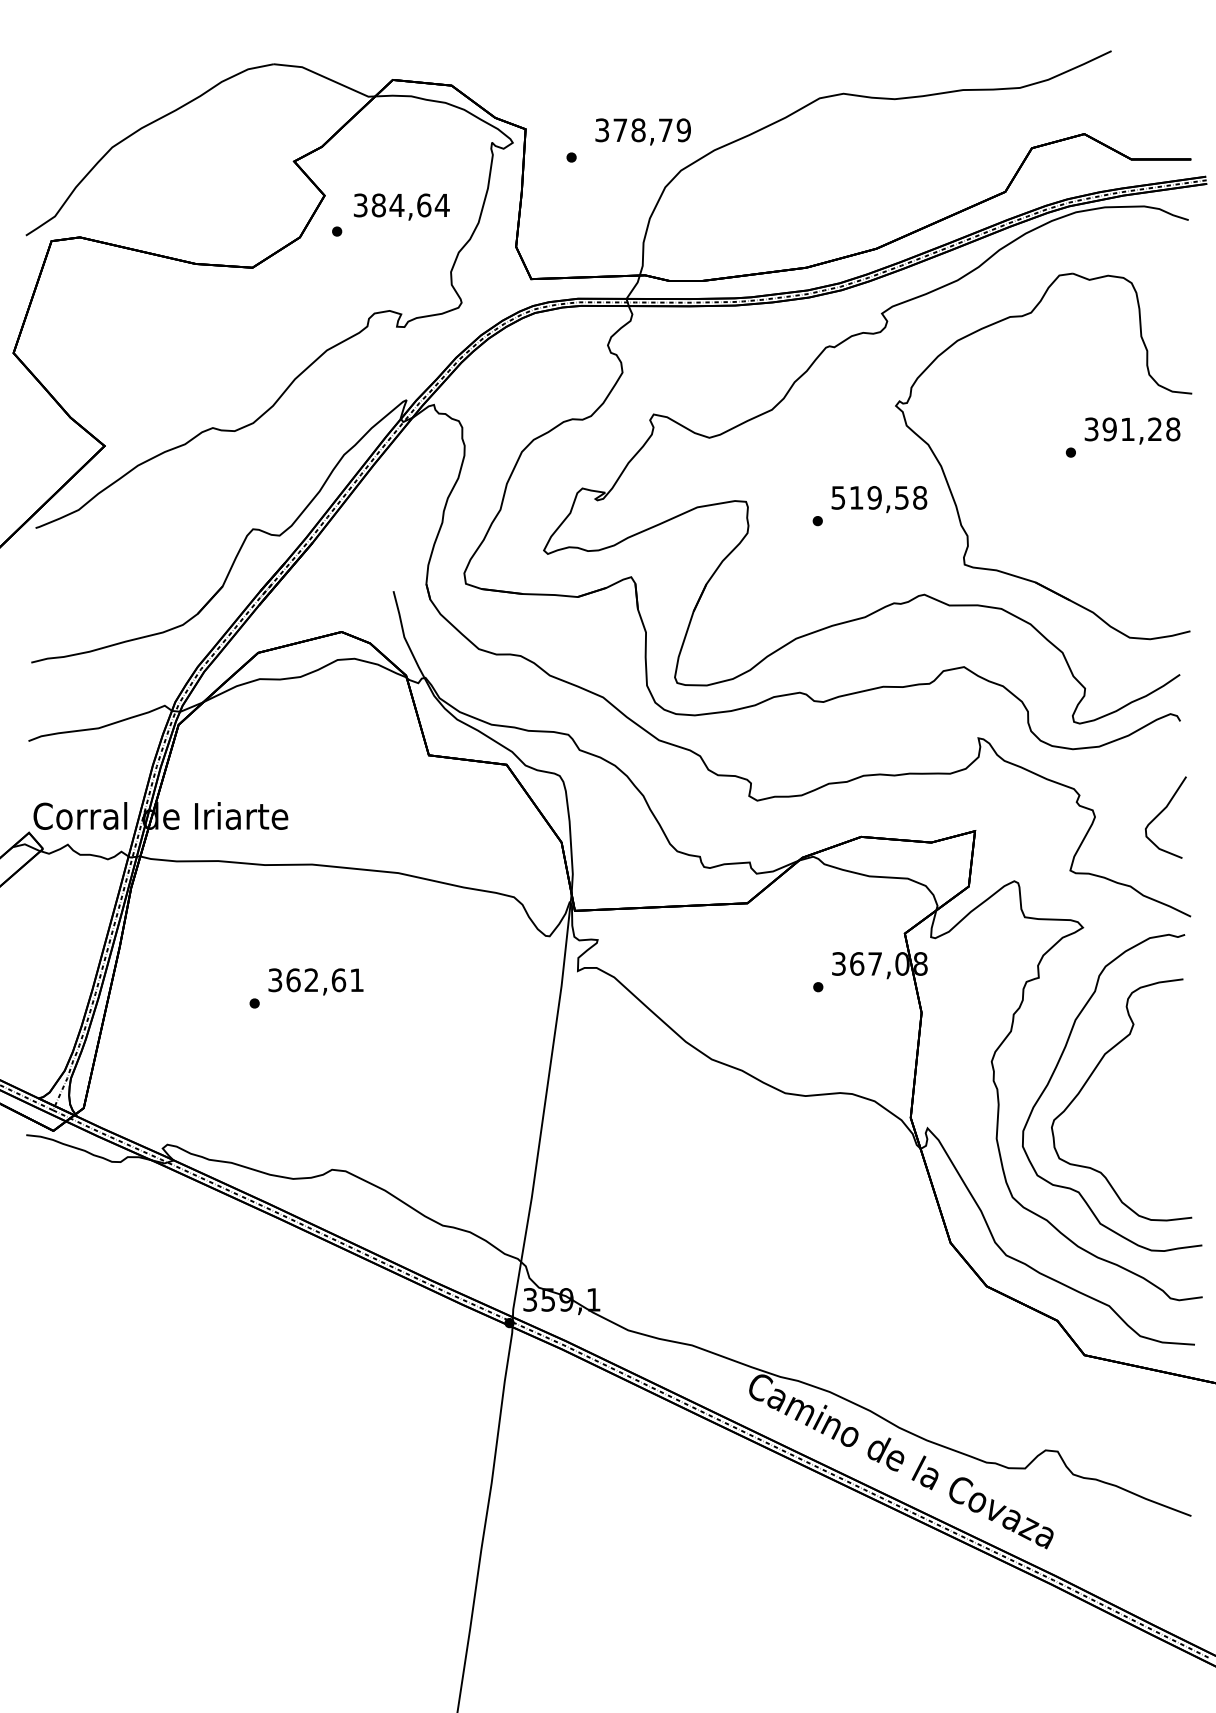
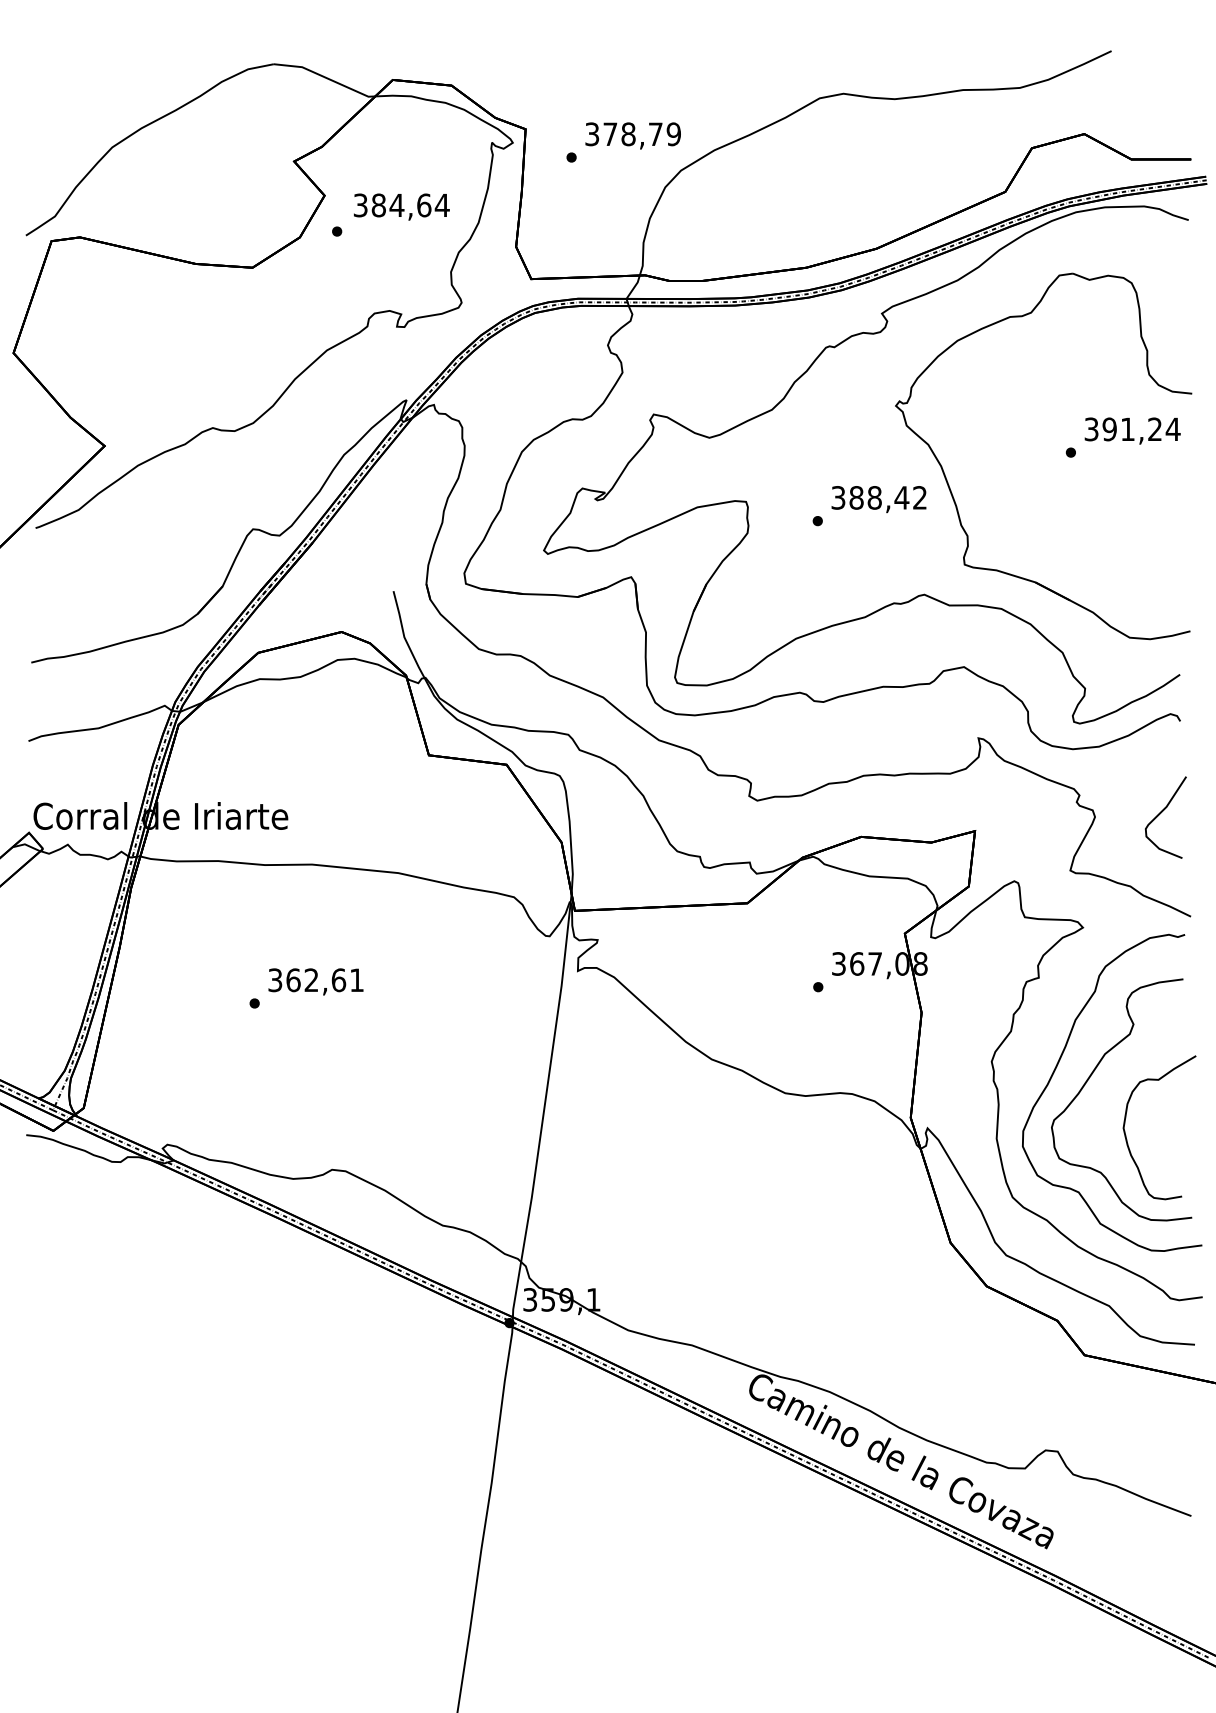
text position: (642, 131) -> (632, 135) (632, 135)
text: 391,28 -> 391,24 (1172, 429)
text: 519,58 -> 388,42 (879, 497)
curve: none -> present (1126, 1135)
